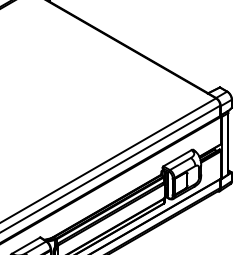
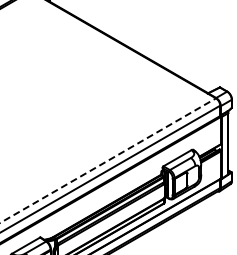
line: solid -> dashed (108, 160)
